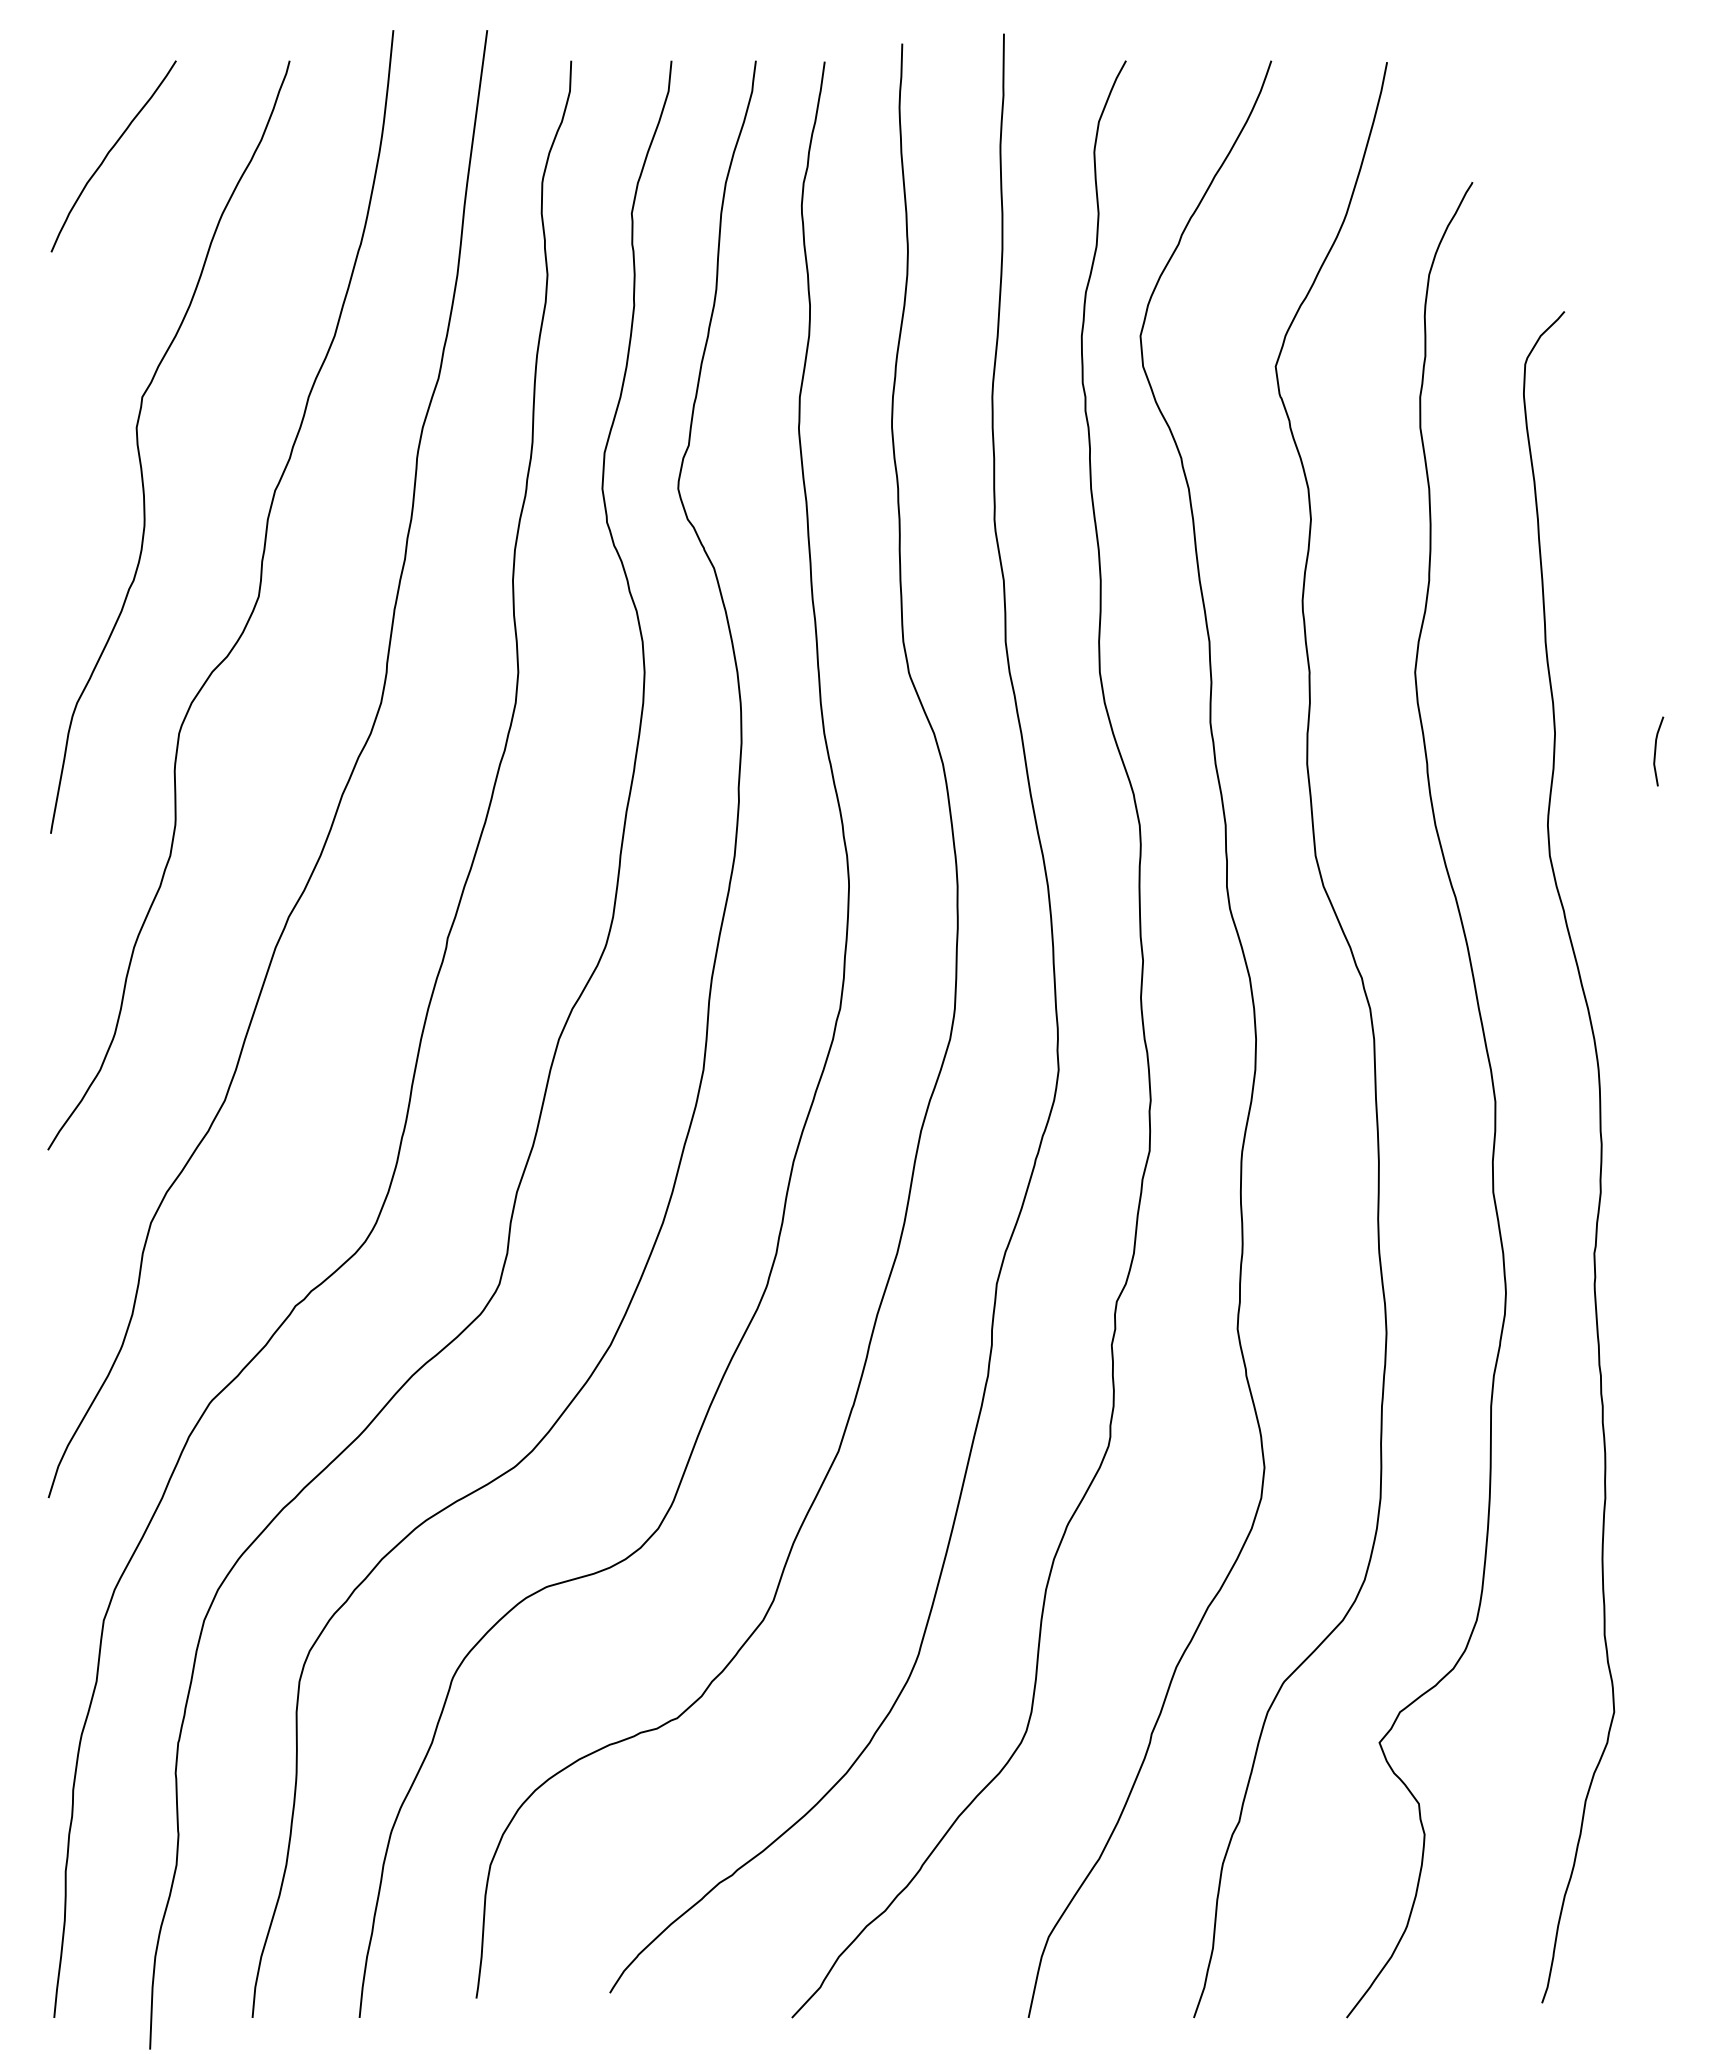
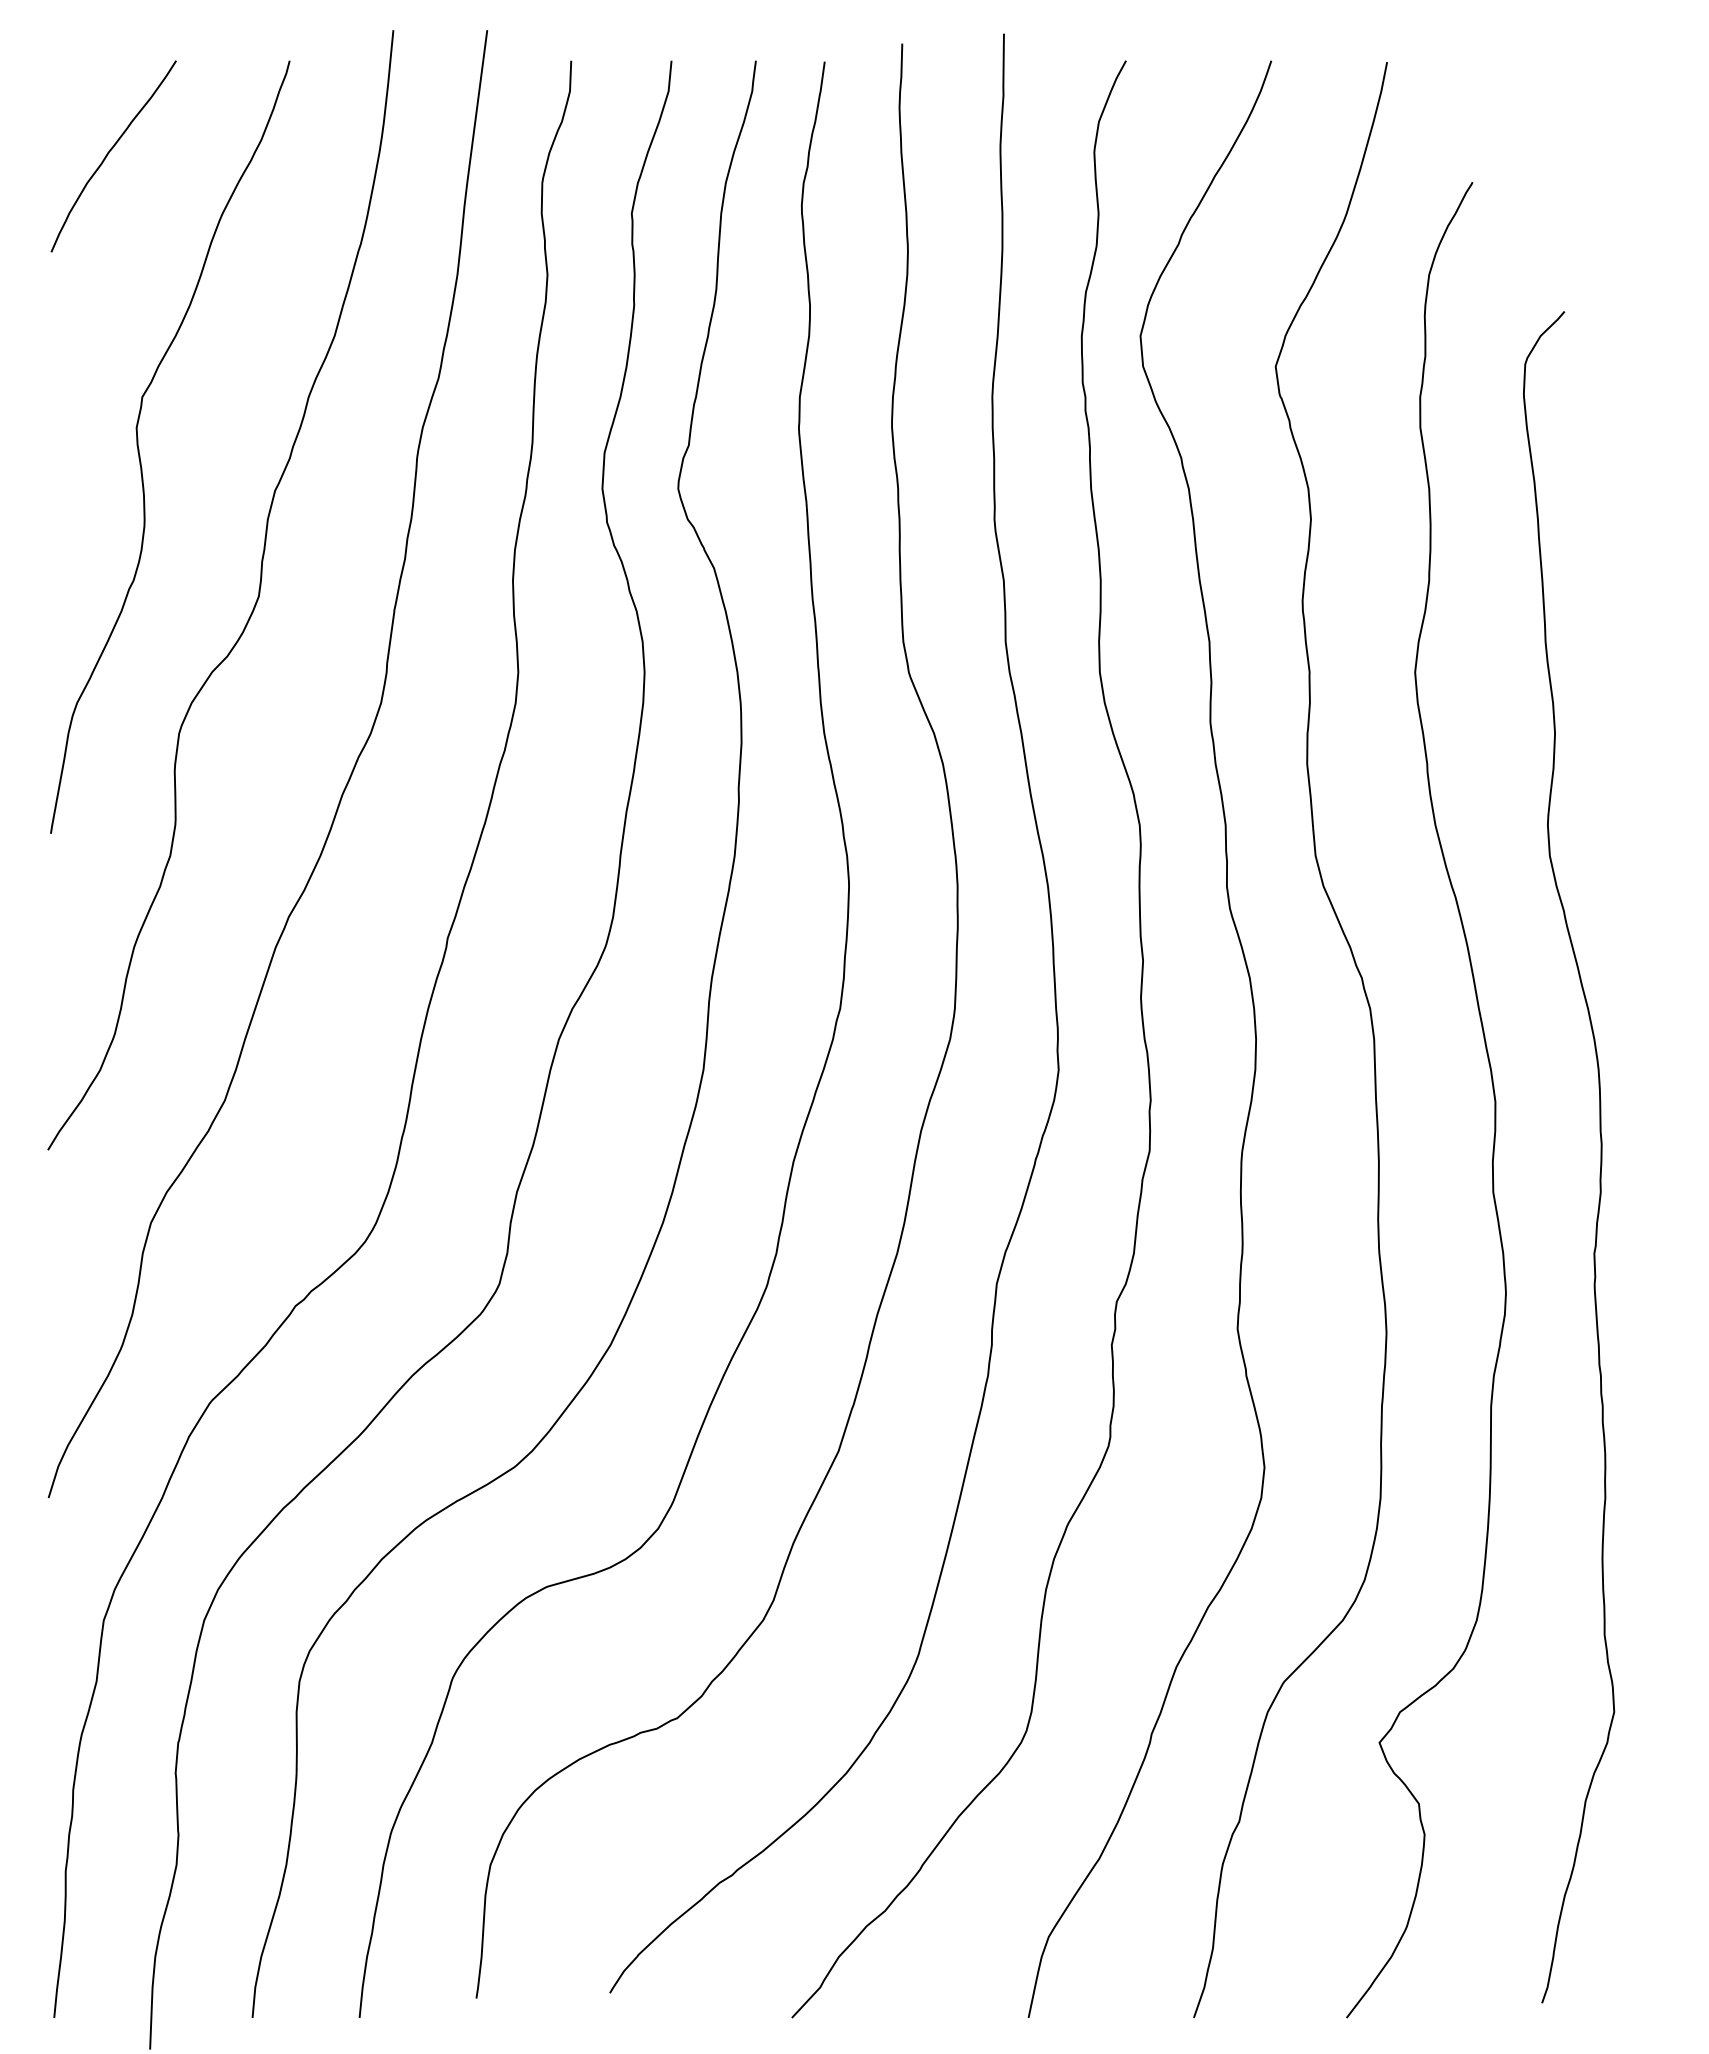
line: present -> none (1656, 751)
